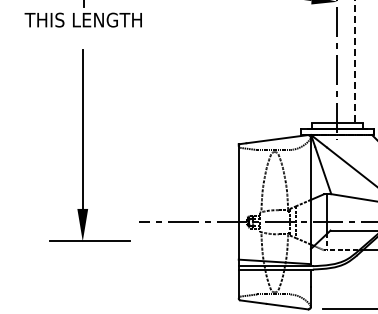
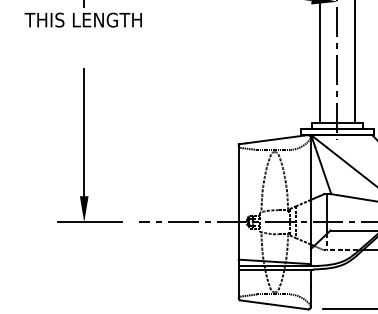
line: dashed -> solid (354, 61)
line: none -> present (320, 62)
part size: 82x193 px -> 66x155 px (89, 145)
